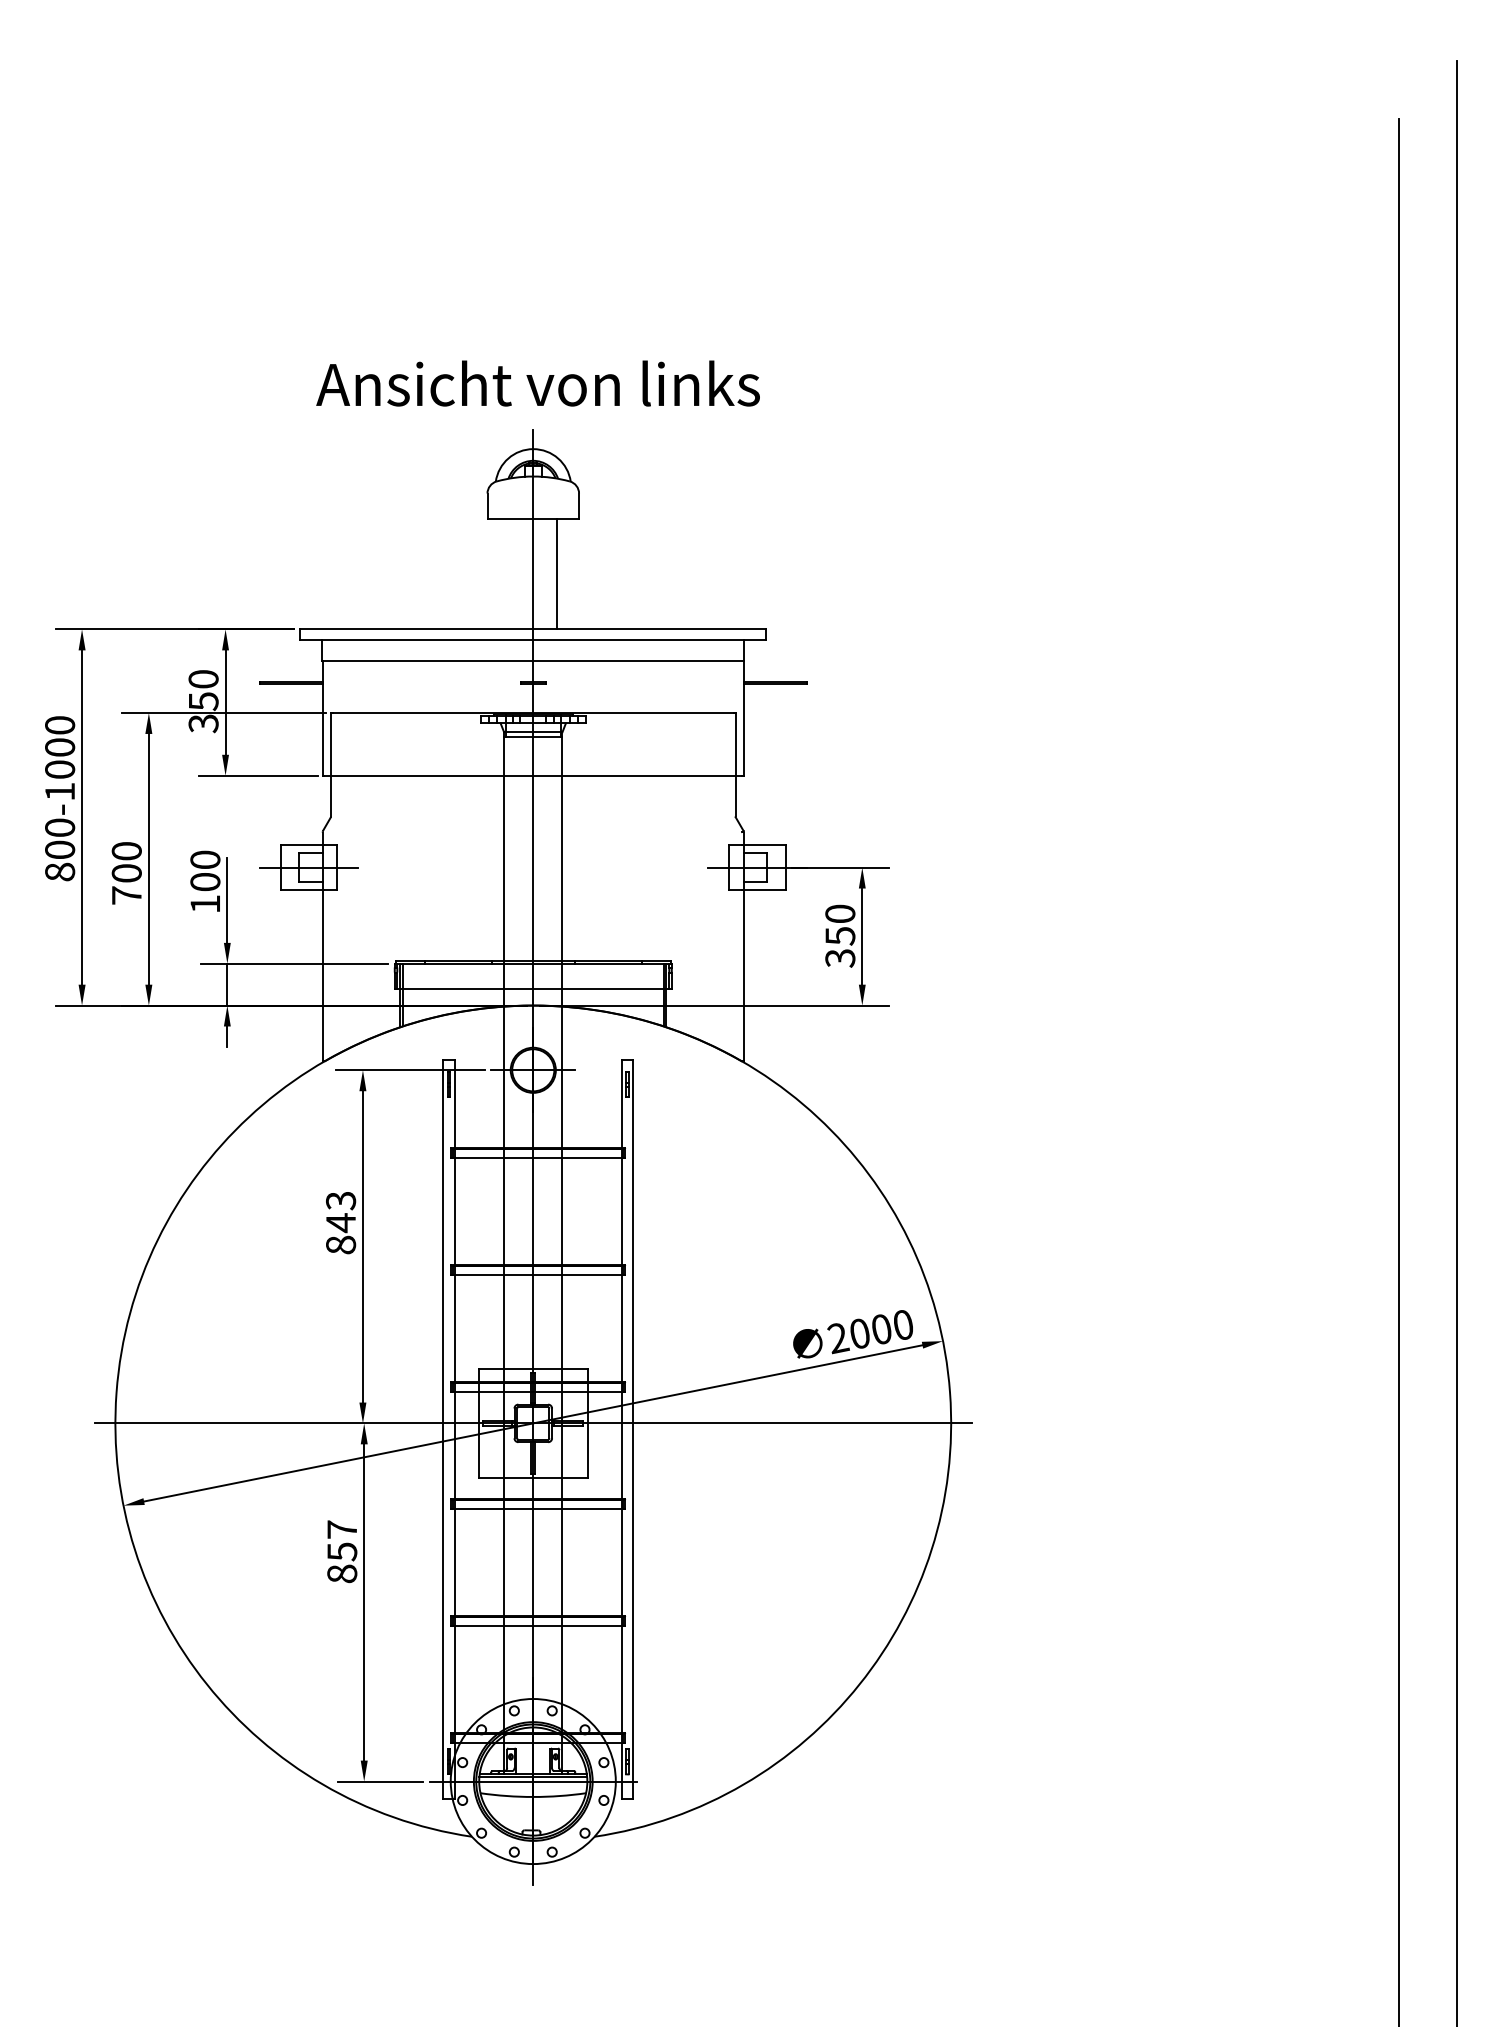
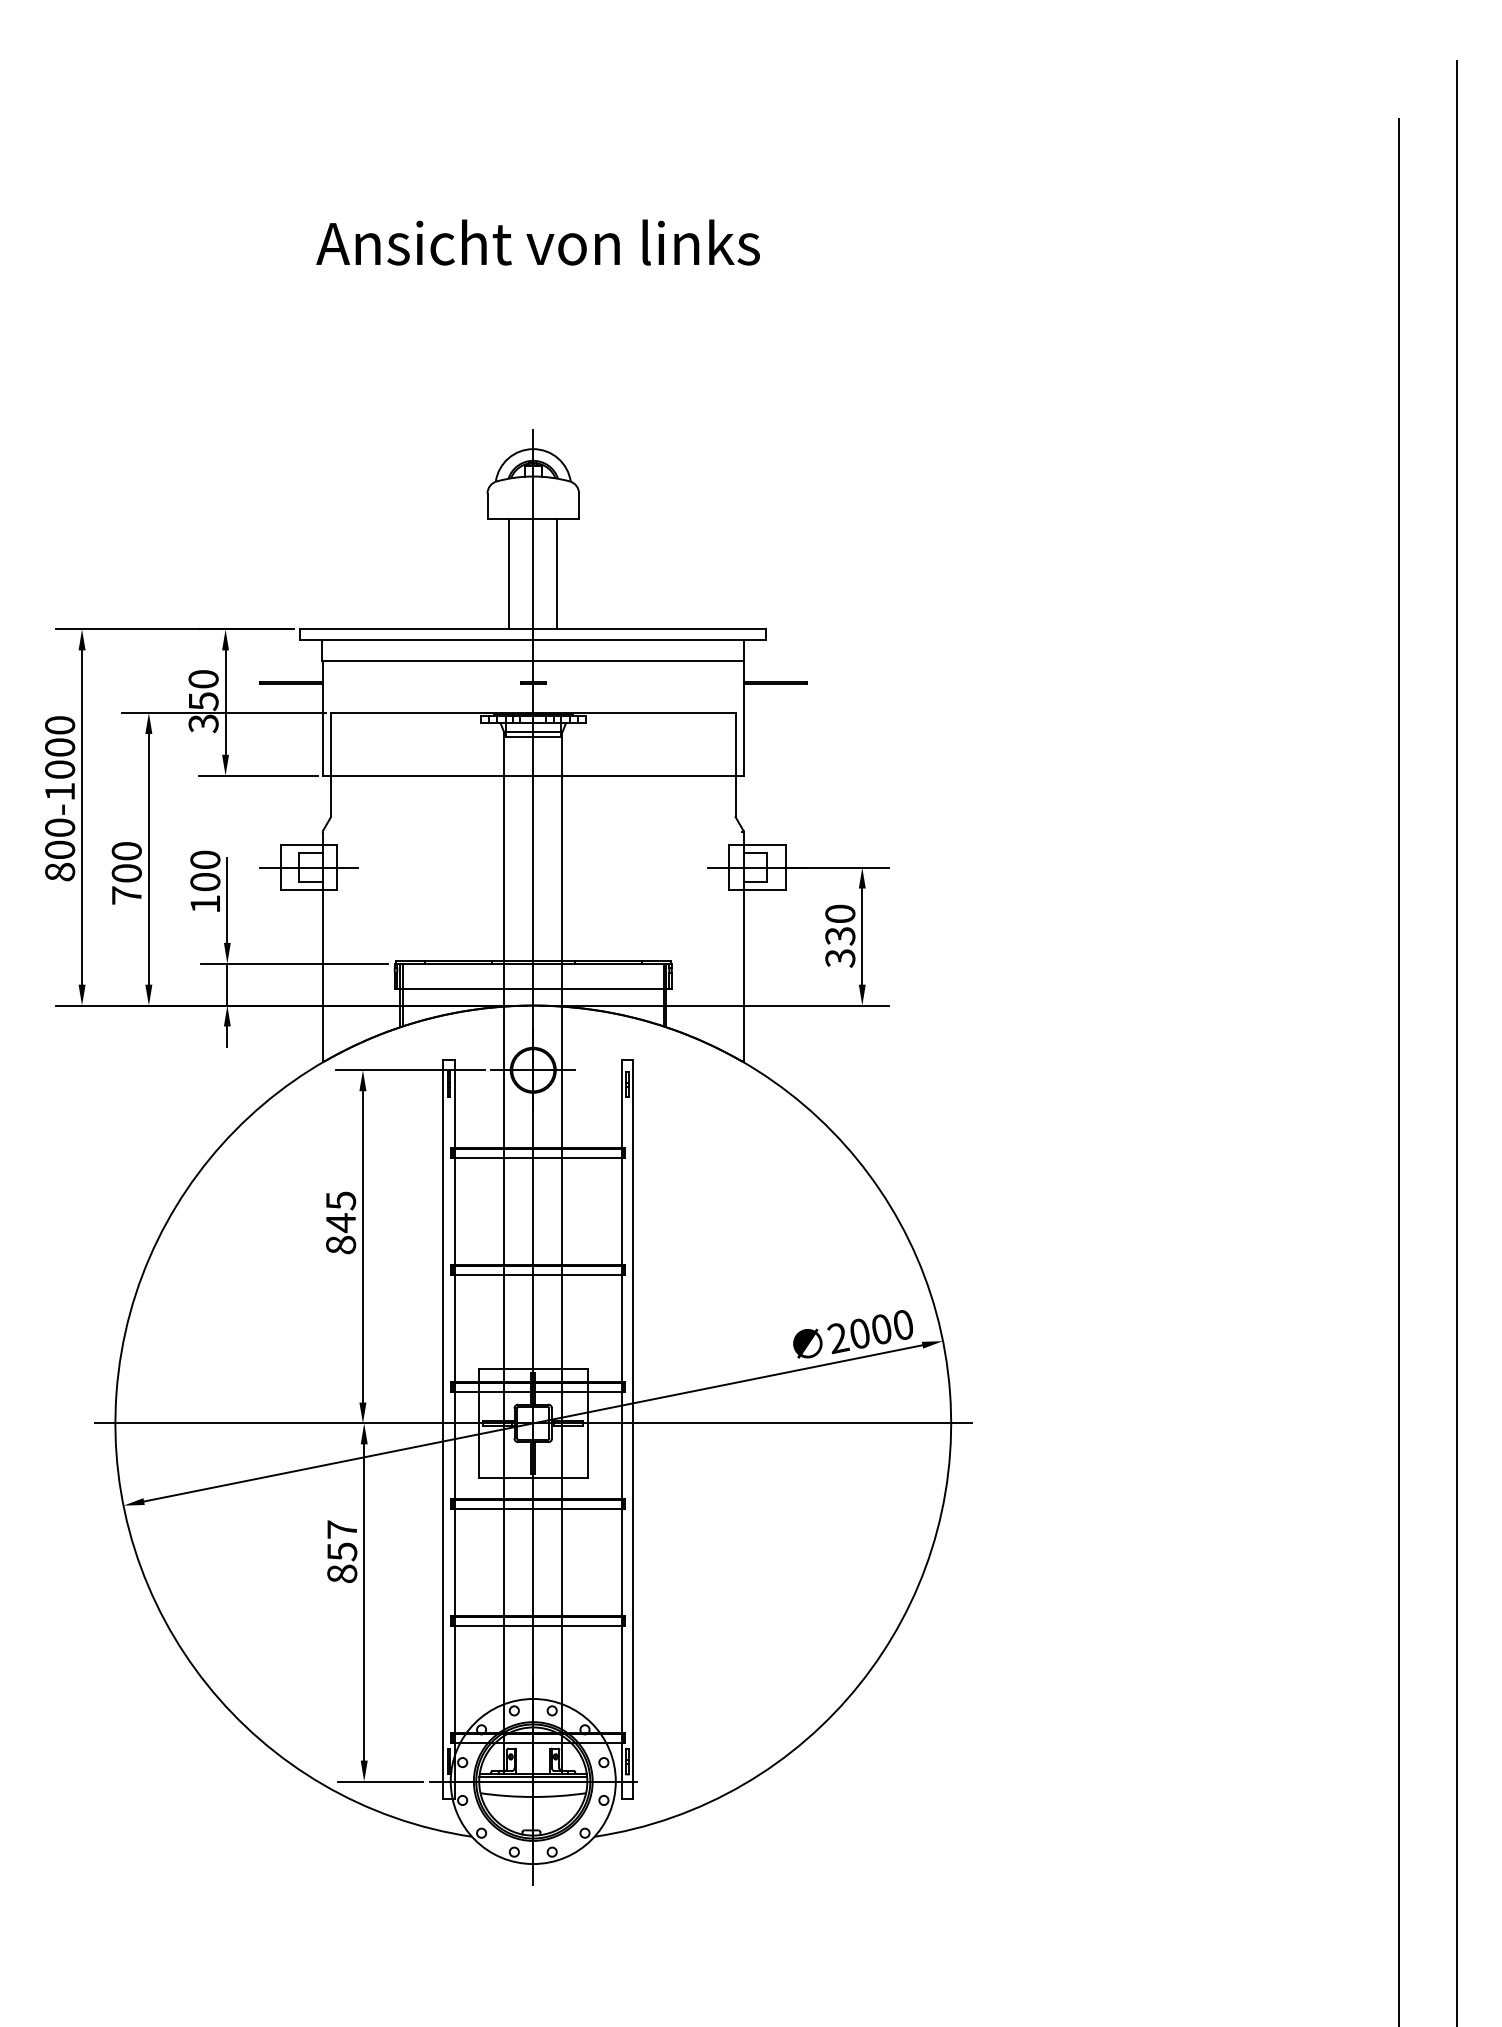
text position: (537, 383) -> (537, 242) (537, 242)
line: none -> present (509, 574)
text: 350 -> 330 (839, 936)
text: 843 -> 845 (340, 1200)
